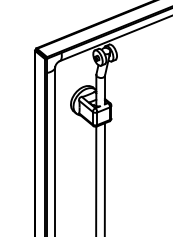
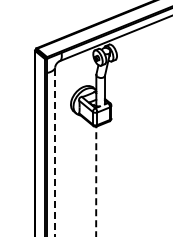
line: solid -> dashed (55, 151)
line: present -> none (104, 178)
line: solid -> dashed (96, 181)
